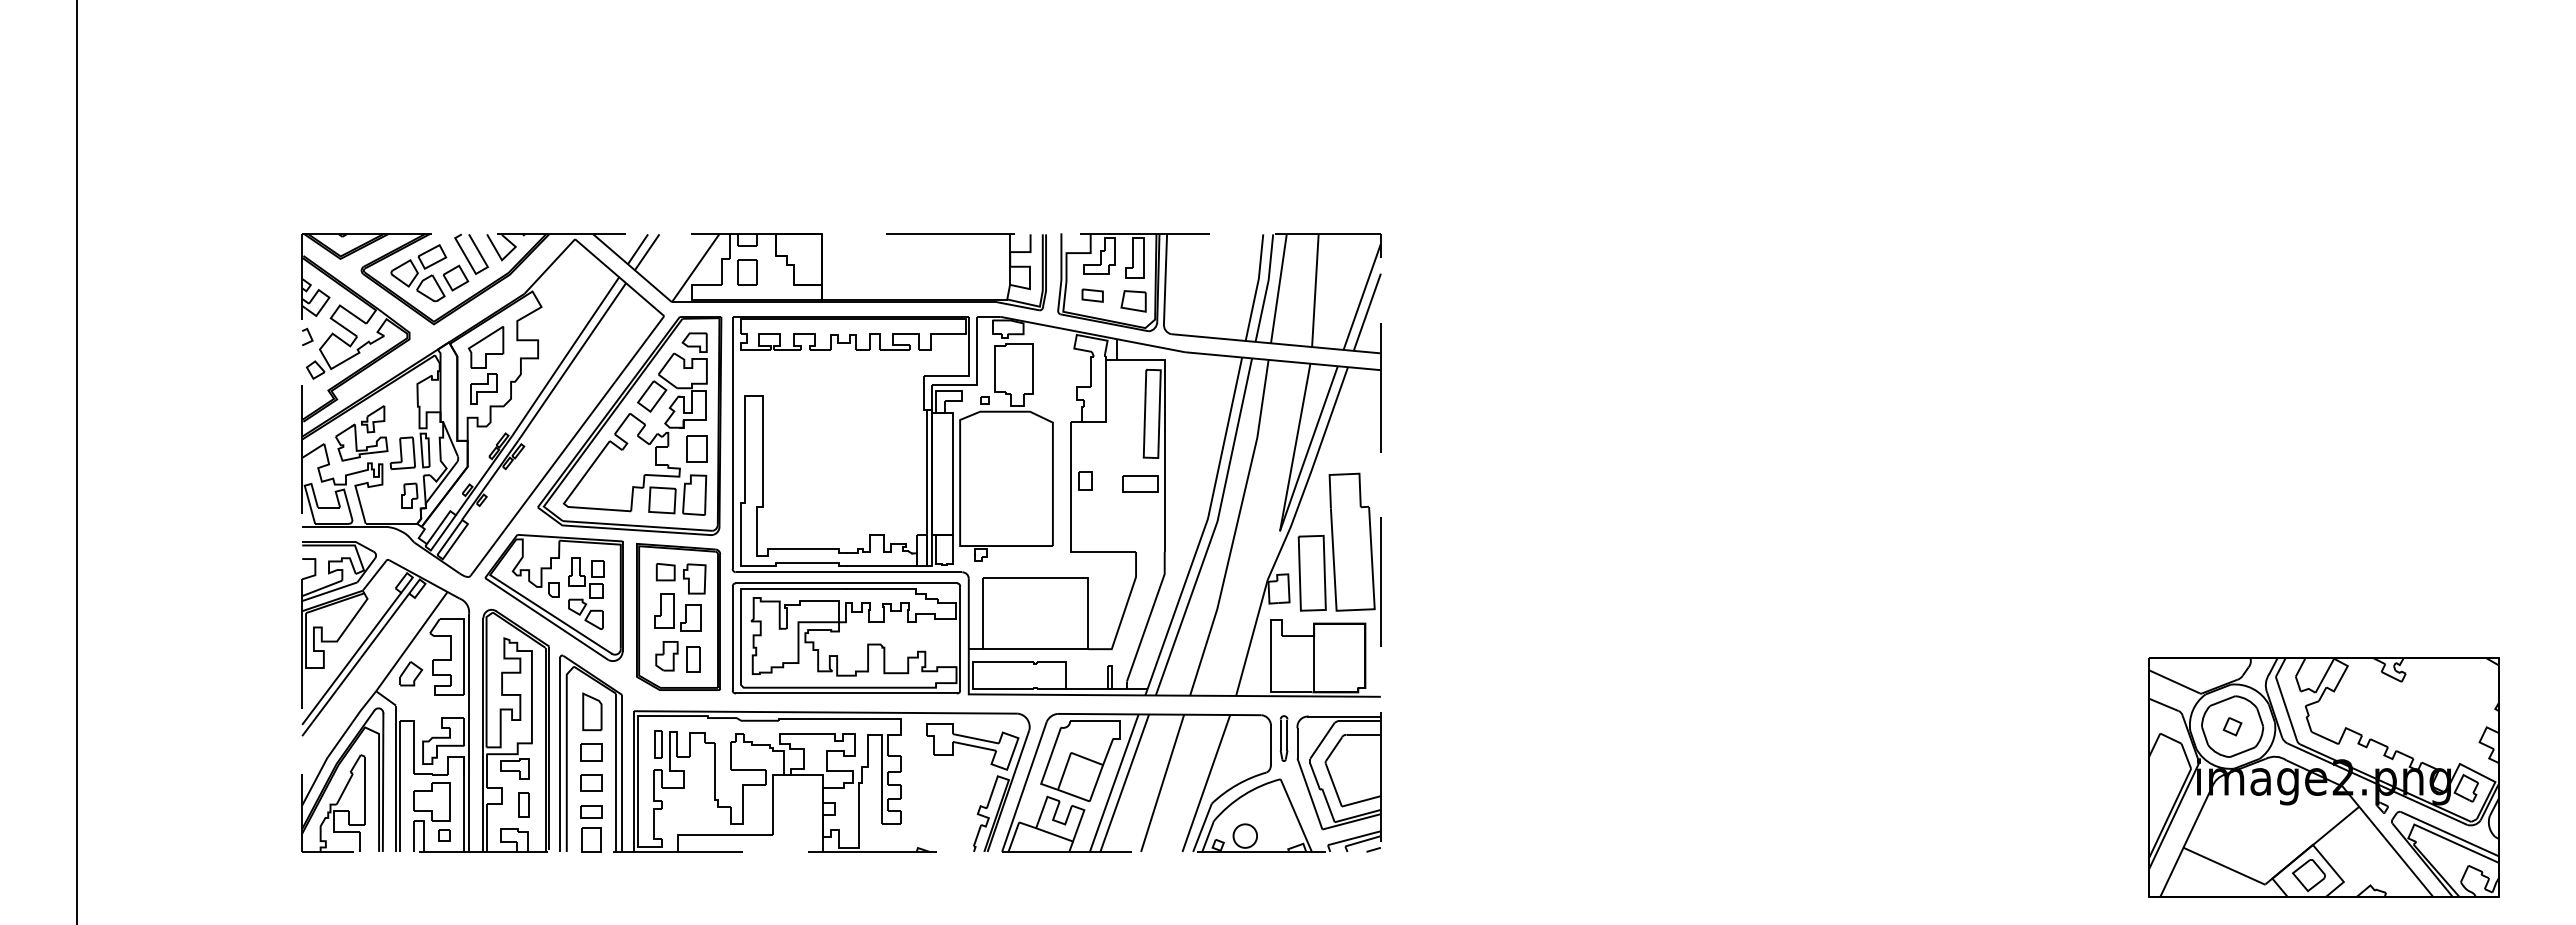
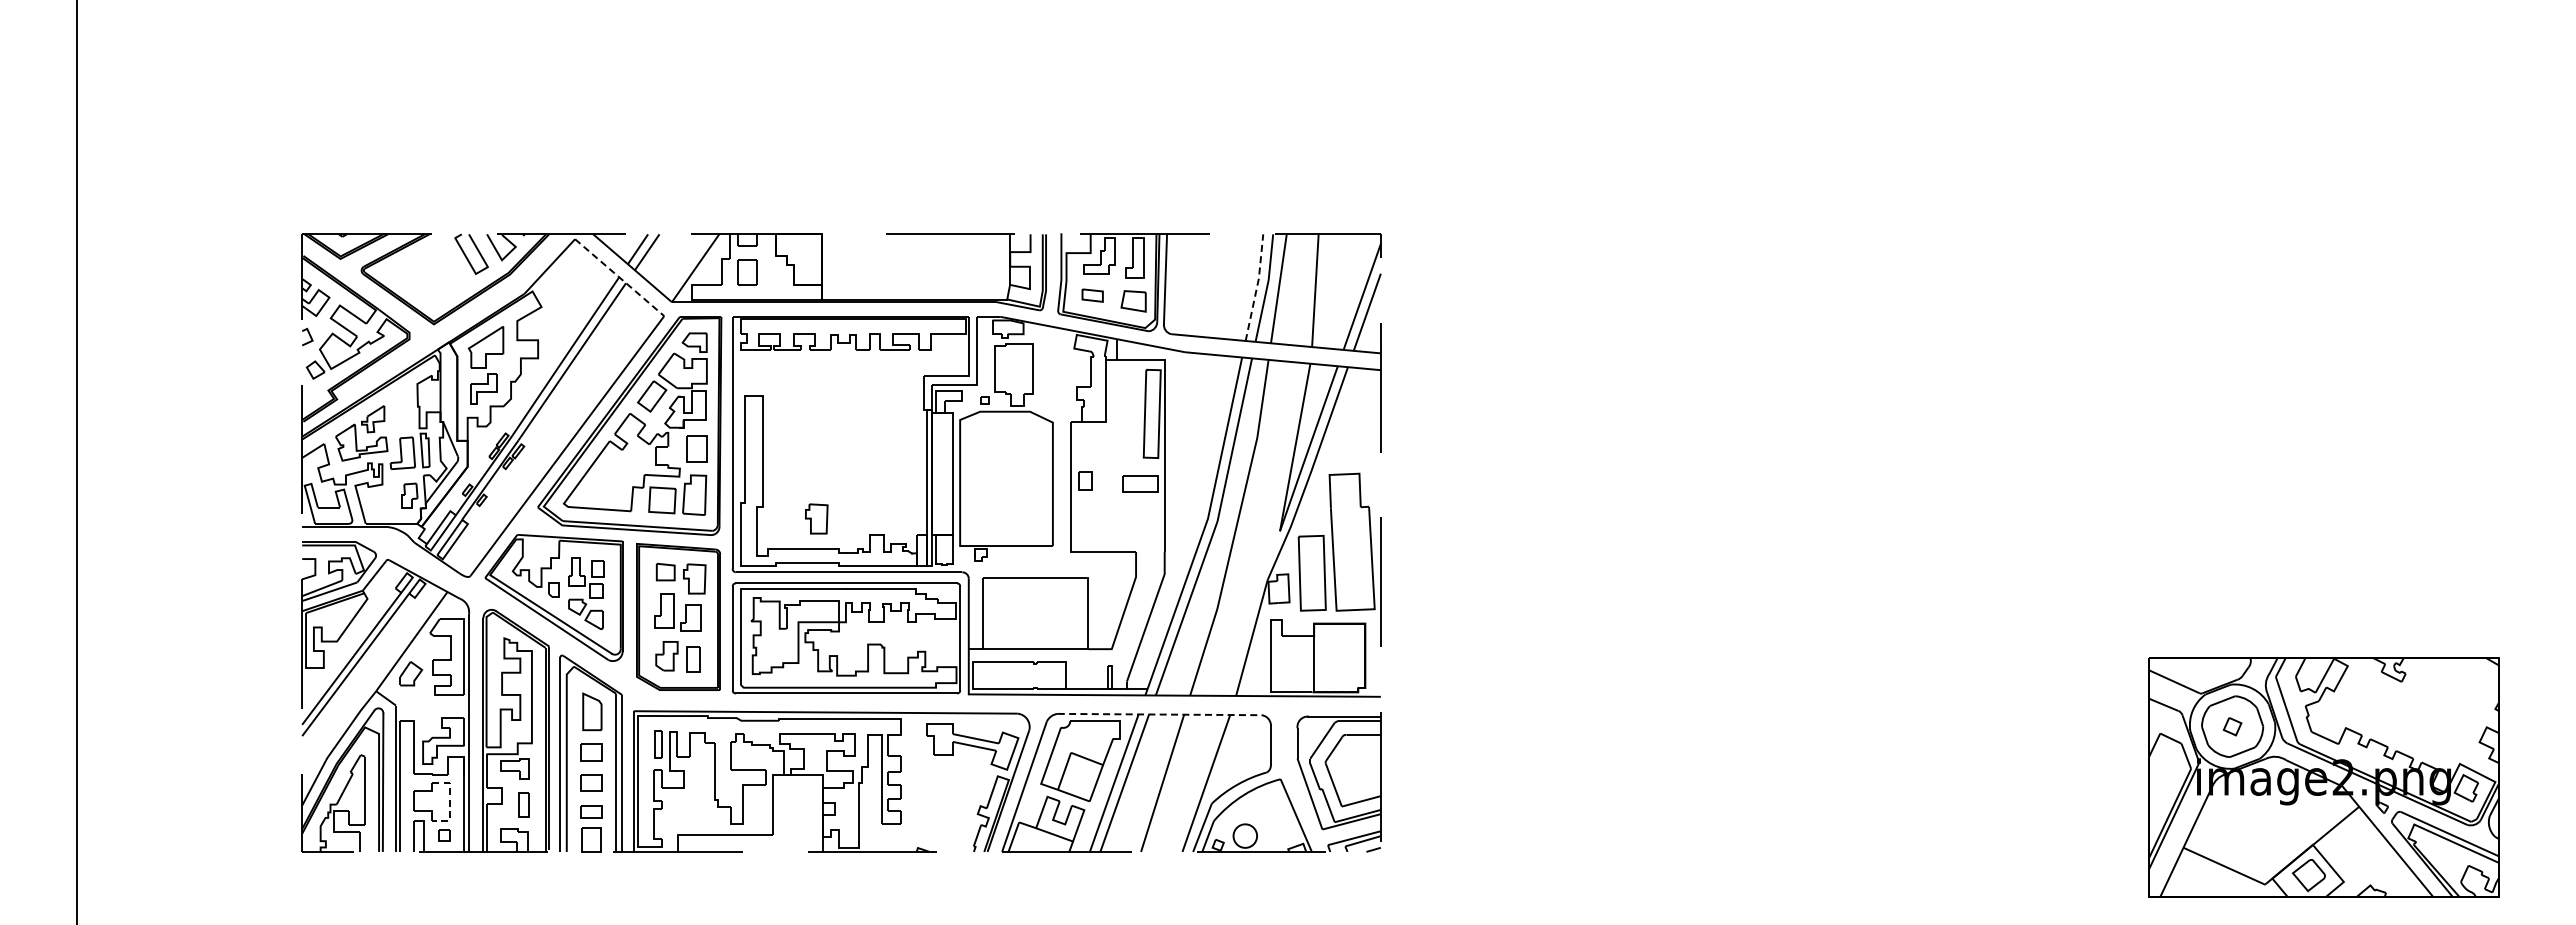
part: present -> none (429, 273)
line: solid -> dashed (619, 277)
line: solid -> dashed (1257, 287)
curve: none -> present (811, 518)
line: solid -> dashed (1159, 714)
part: present -> none (1283, 738)
line: solid -> dashed (449, 802)
